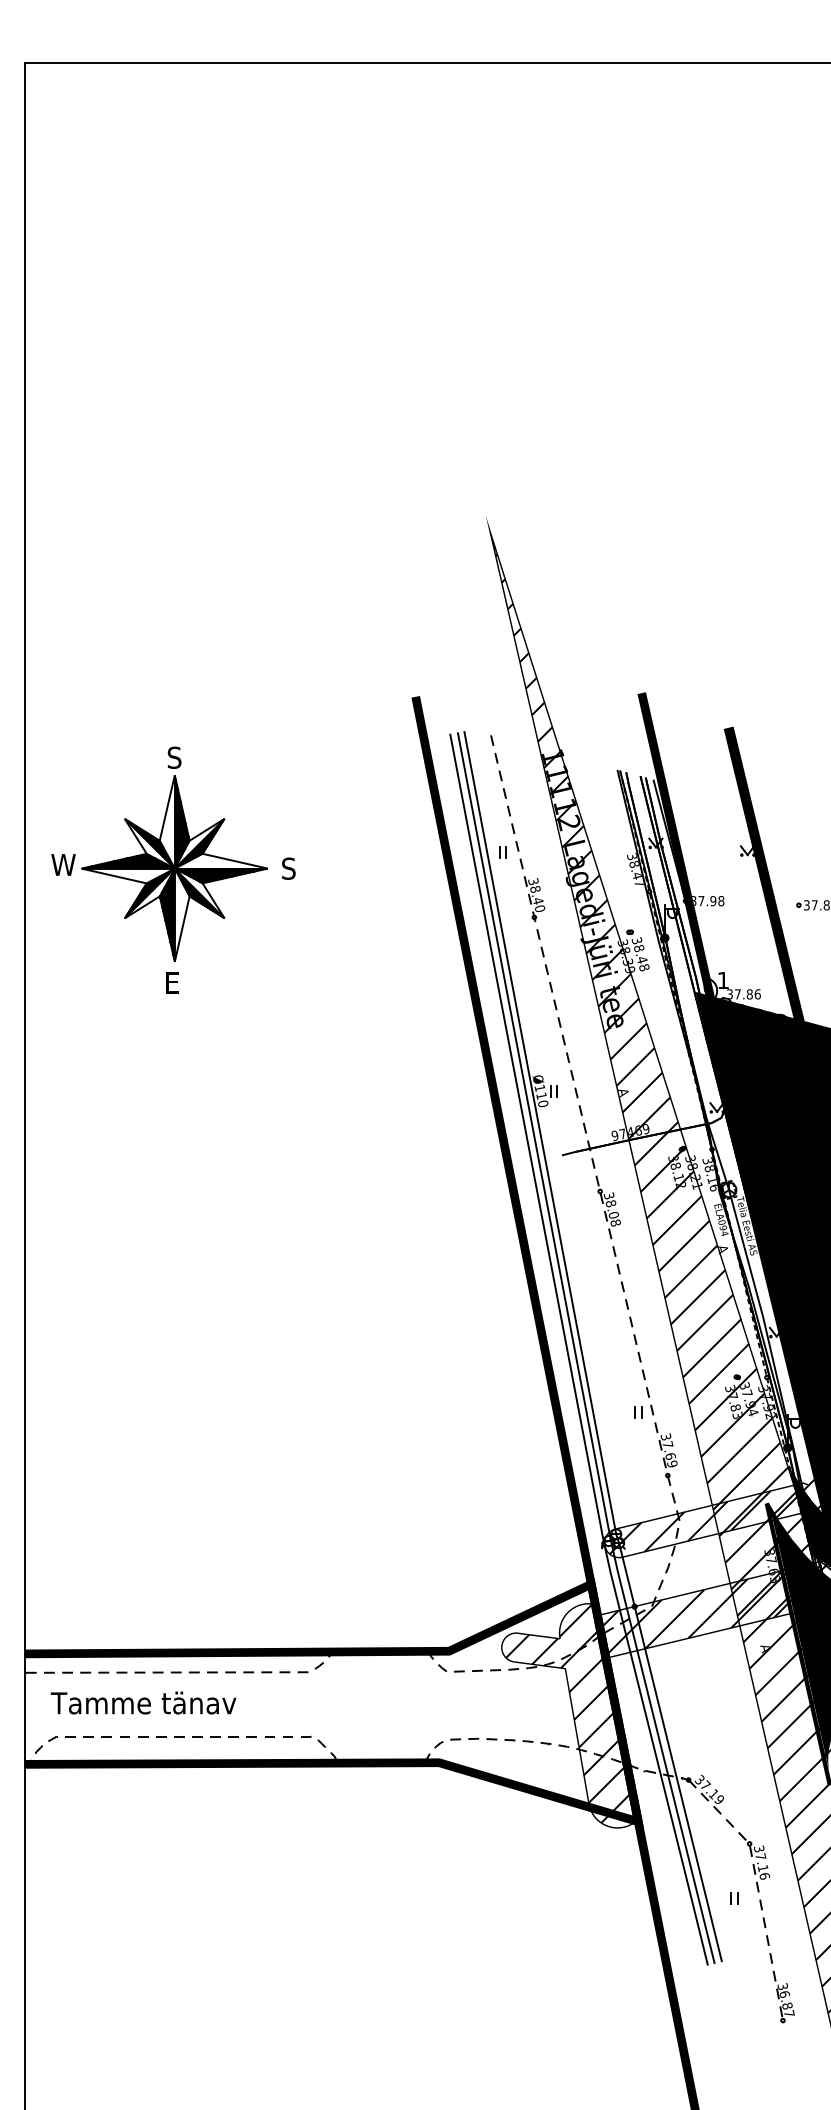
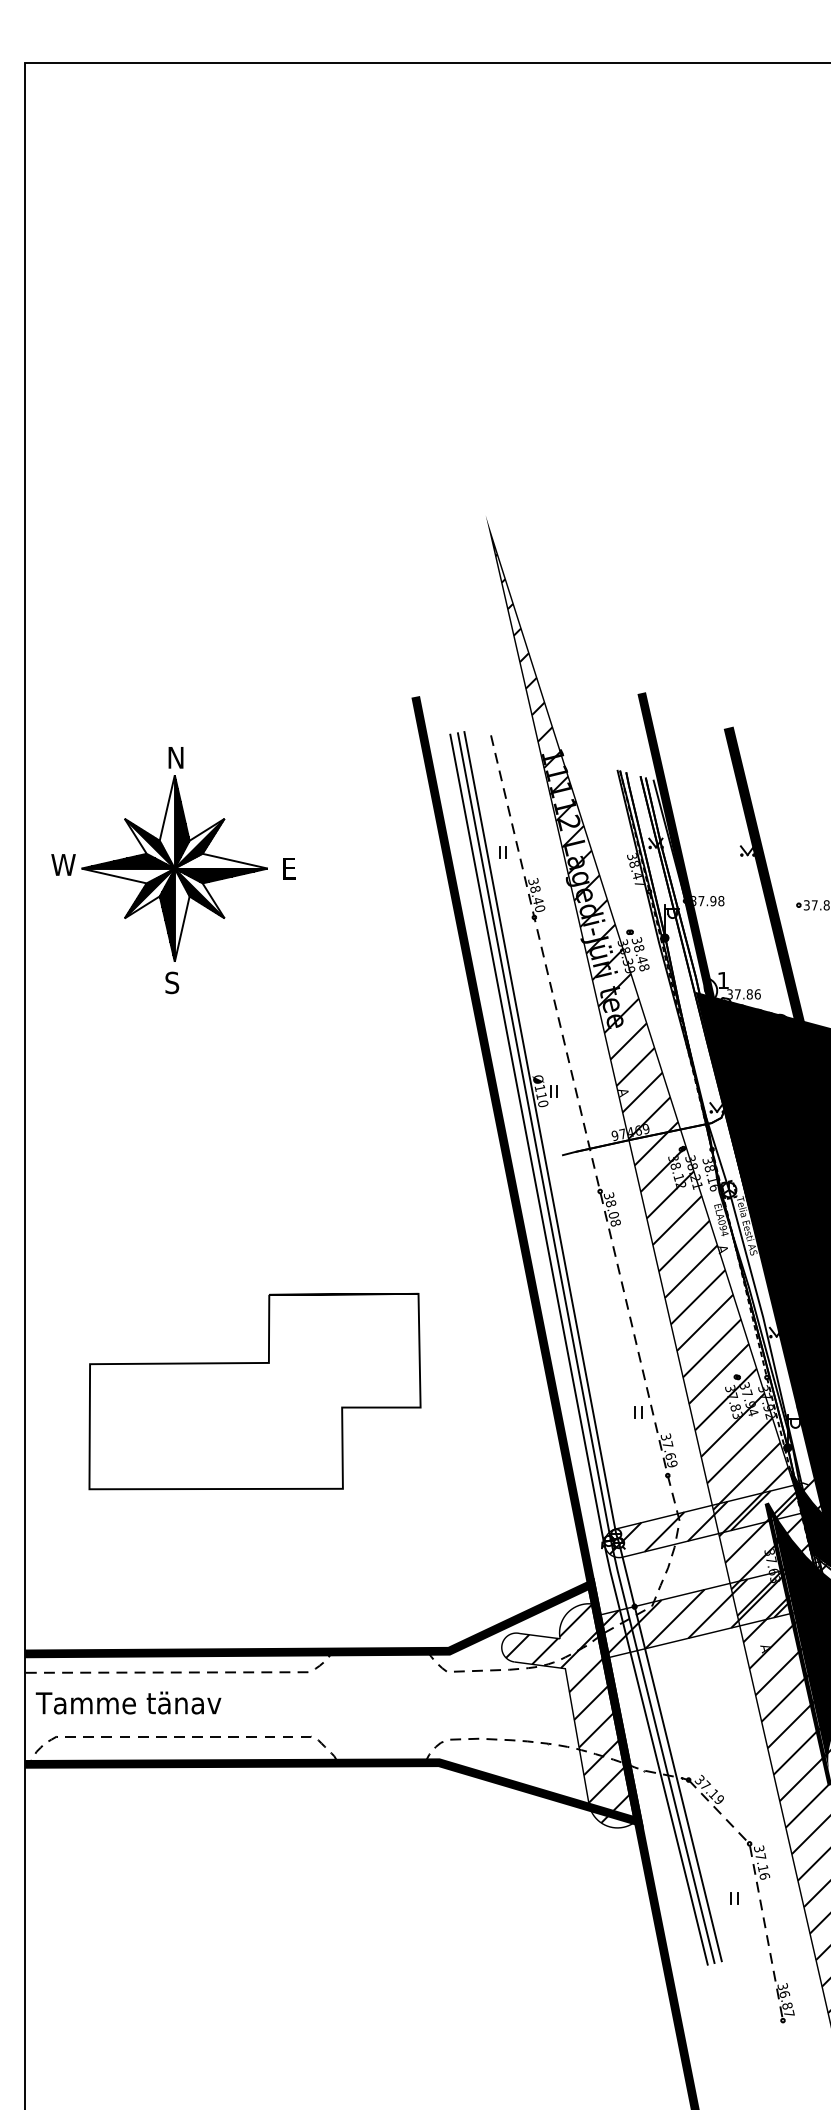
text: S -> N (175, 757)
text: S -> E (288, 868)
text: E -> S (172, 982)
curve: none -> present (254, 1363)
text position: (143, 1702) -> (128, 1702) (128, 1702)
